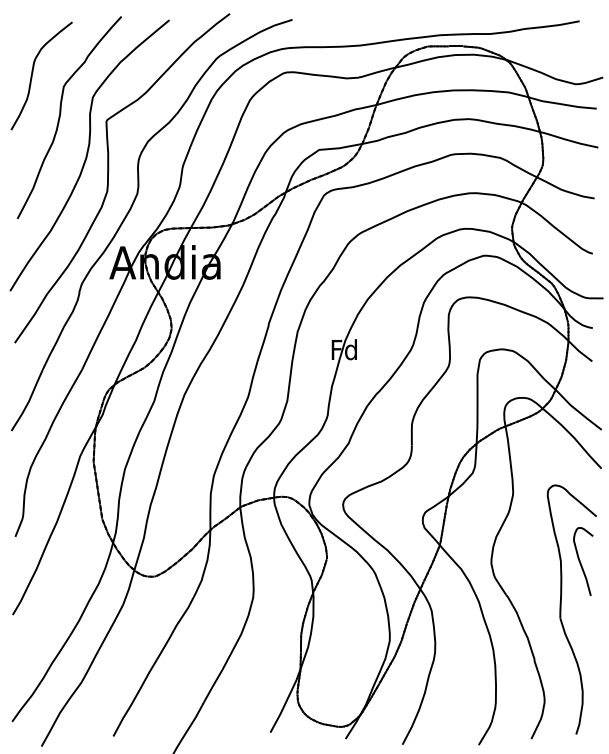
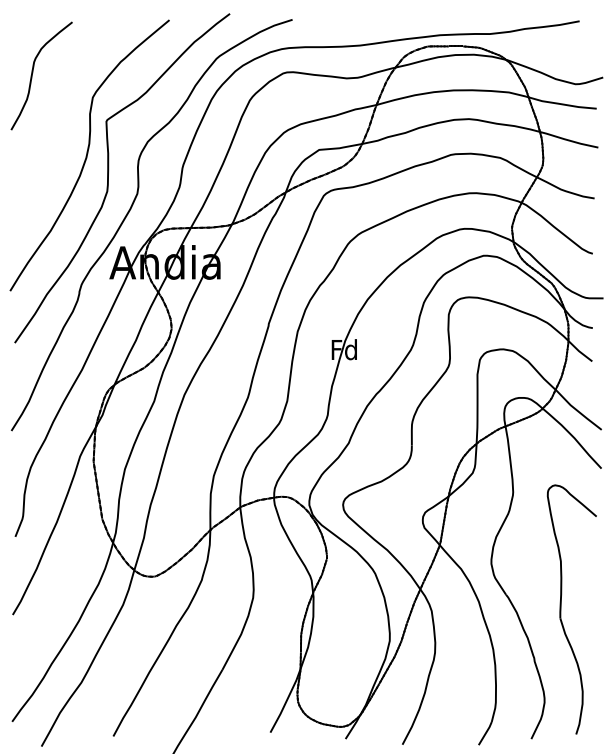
curve: present -> none (60, 117)
curve: present -> none (581, 562)
